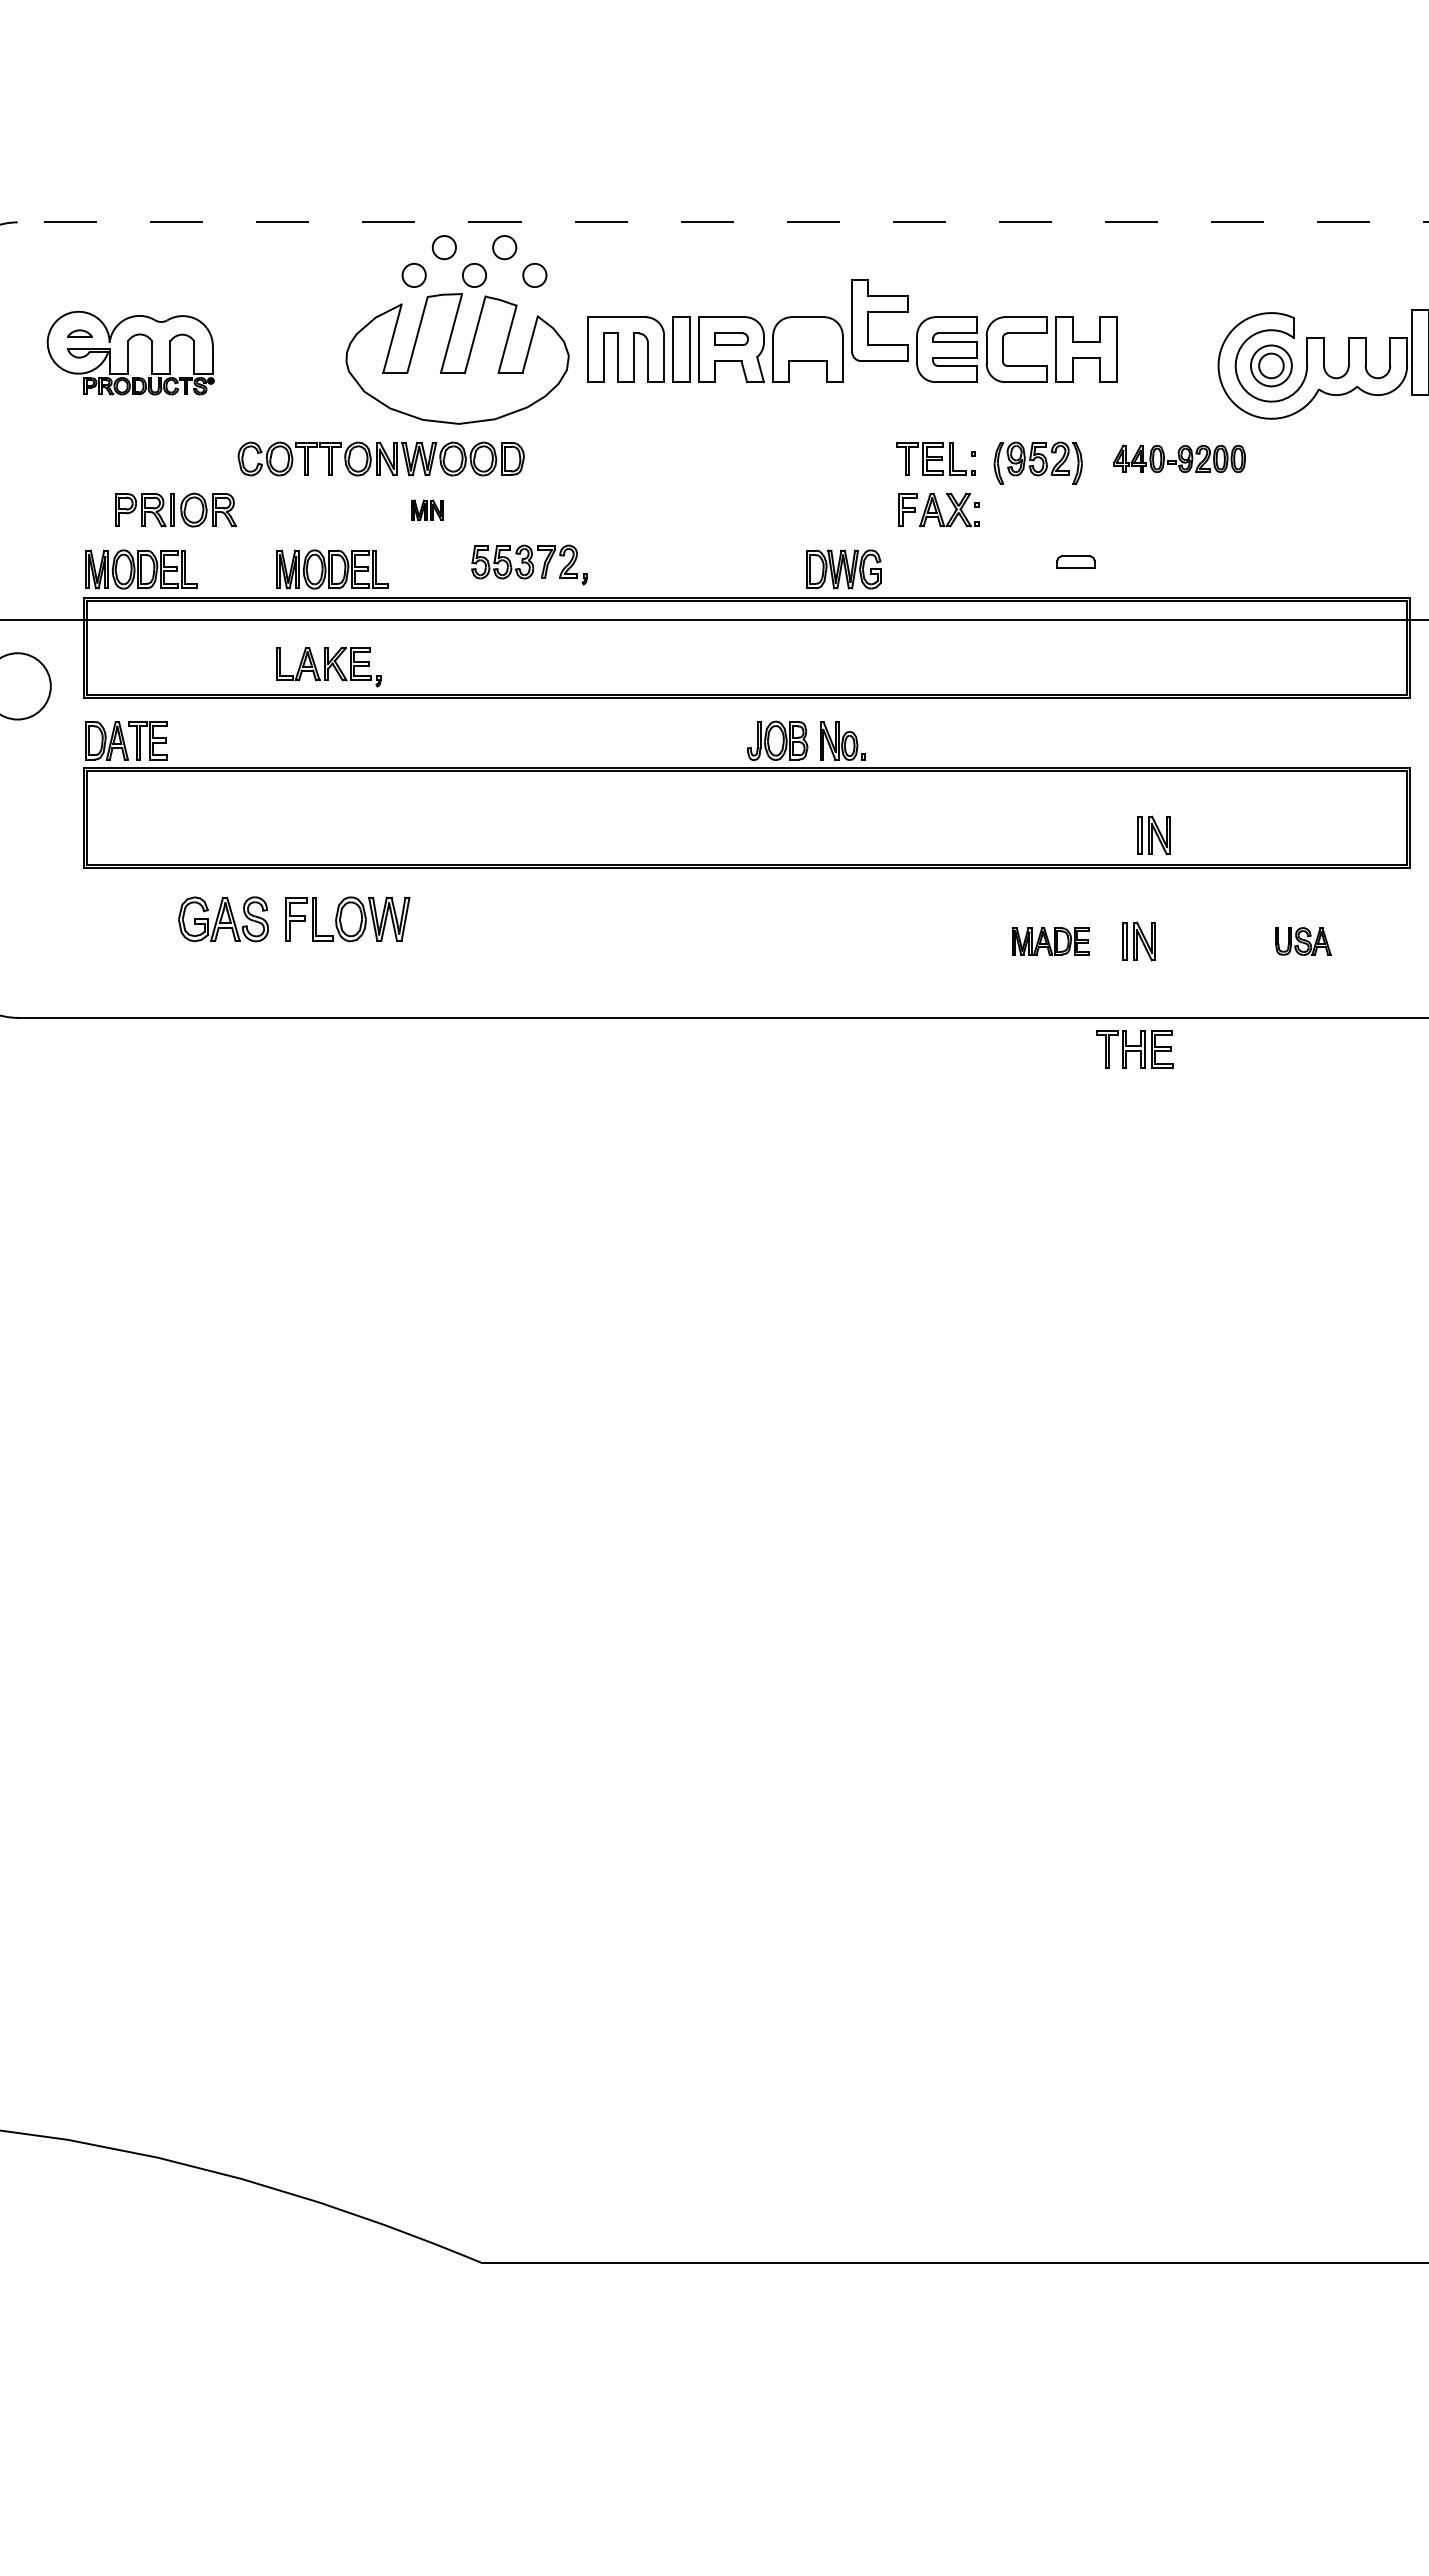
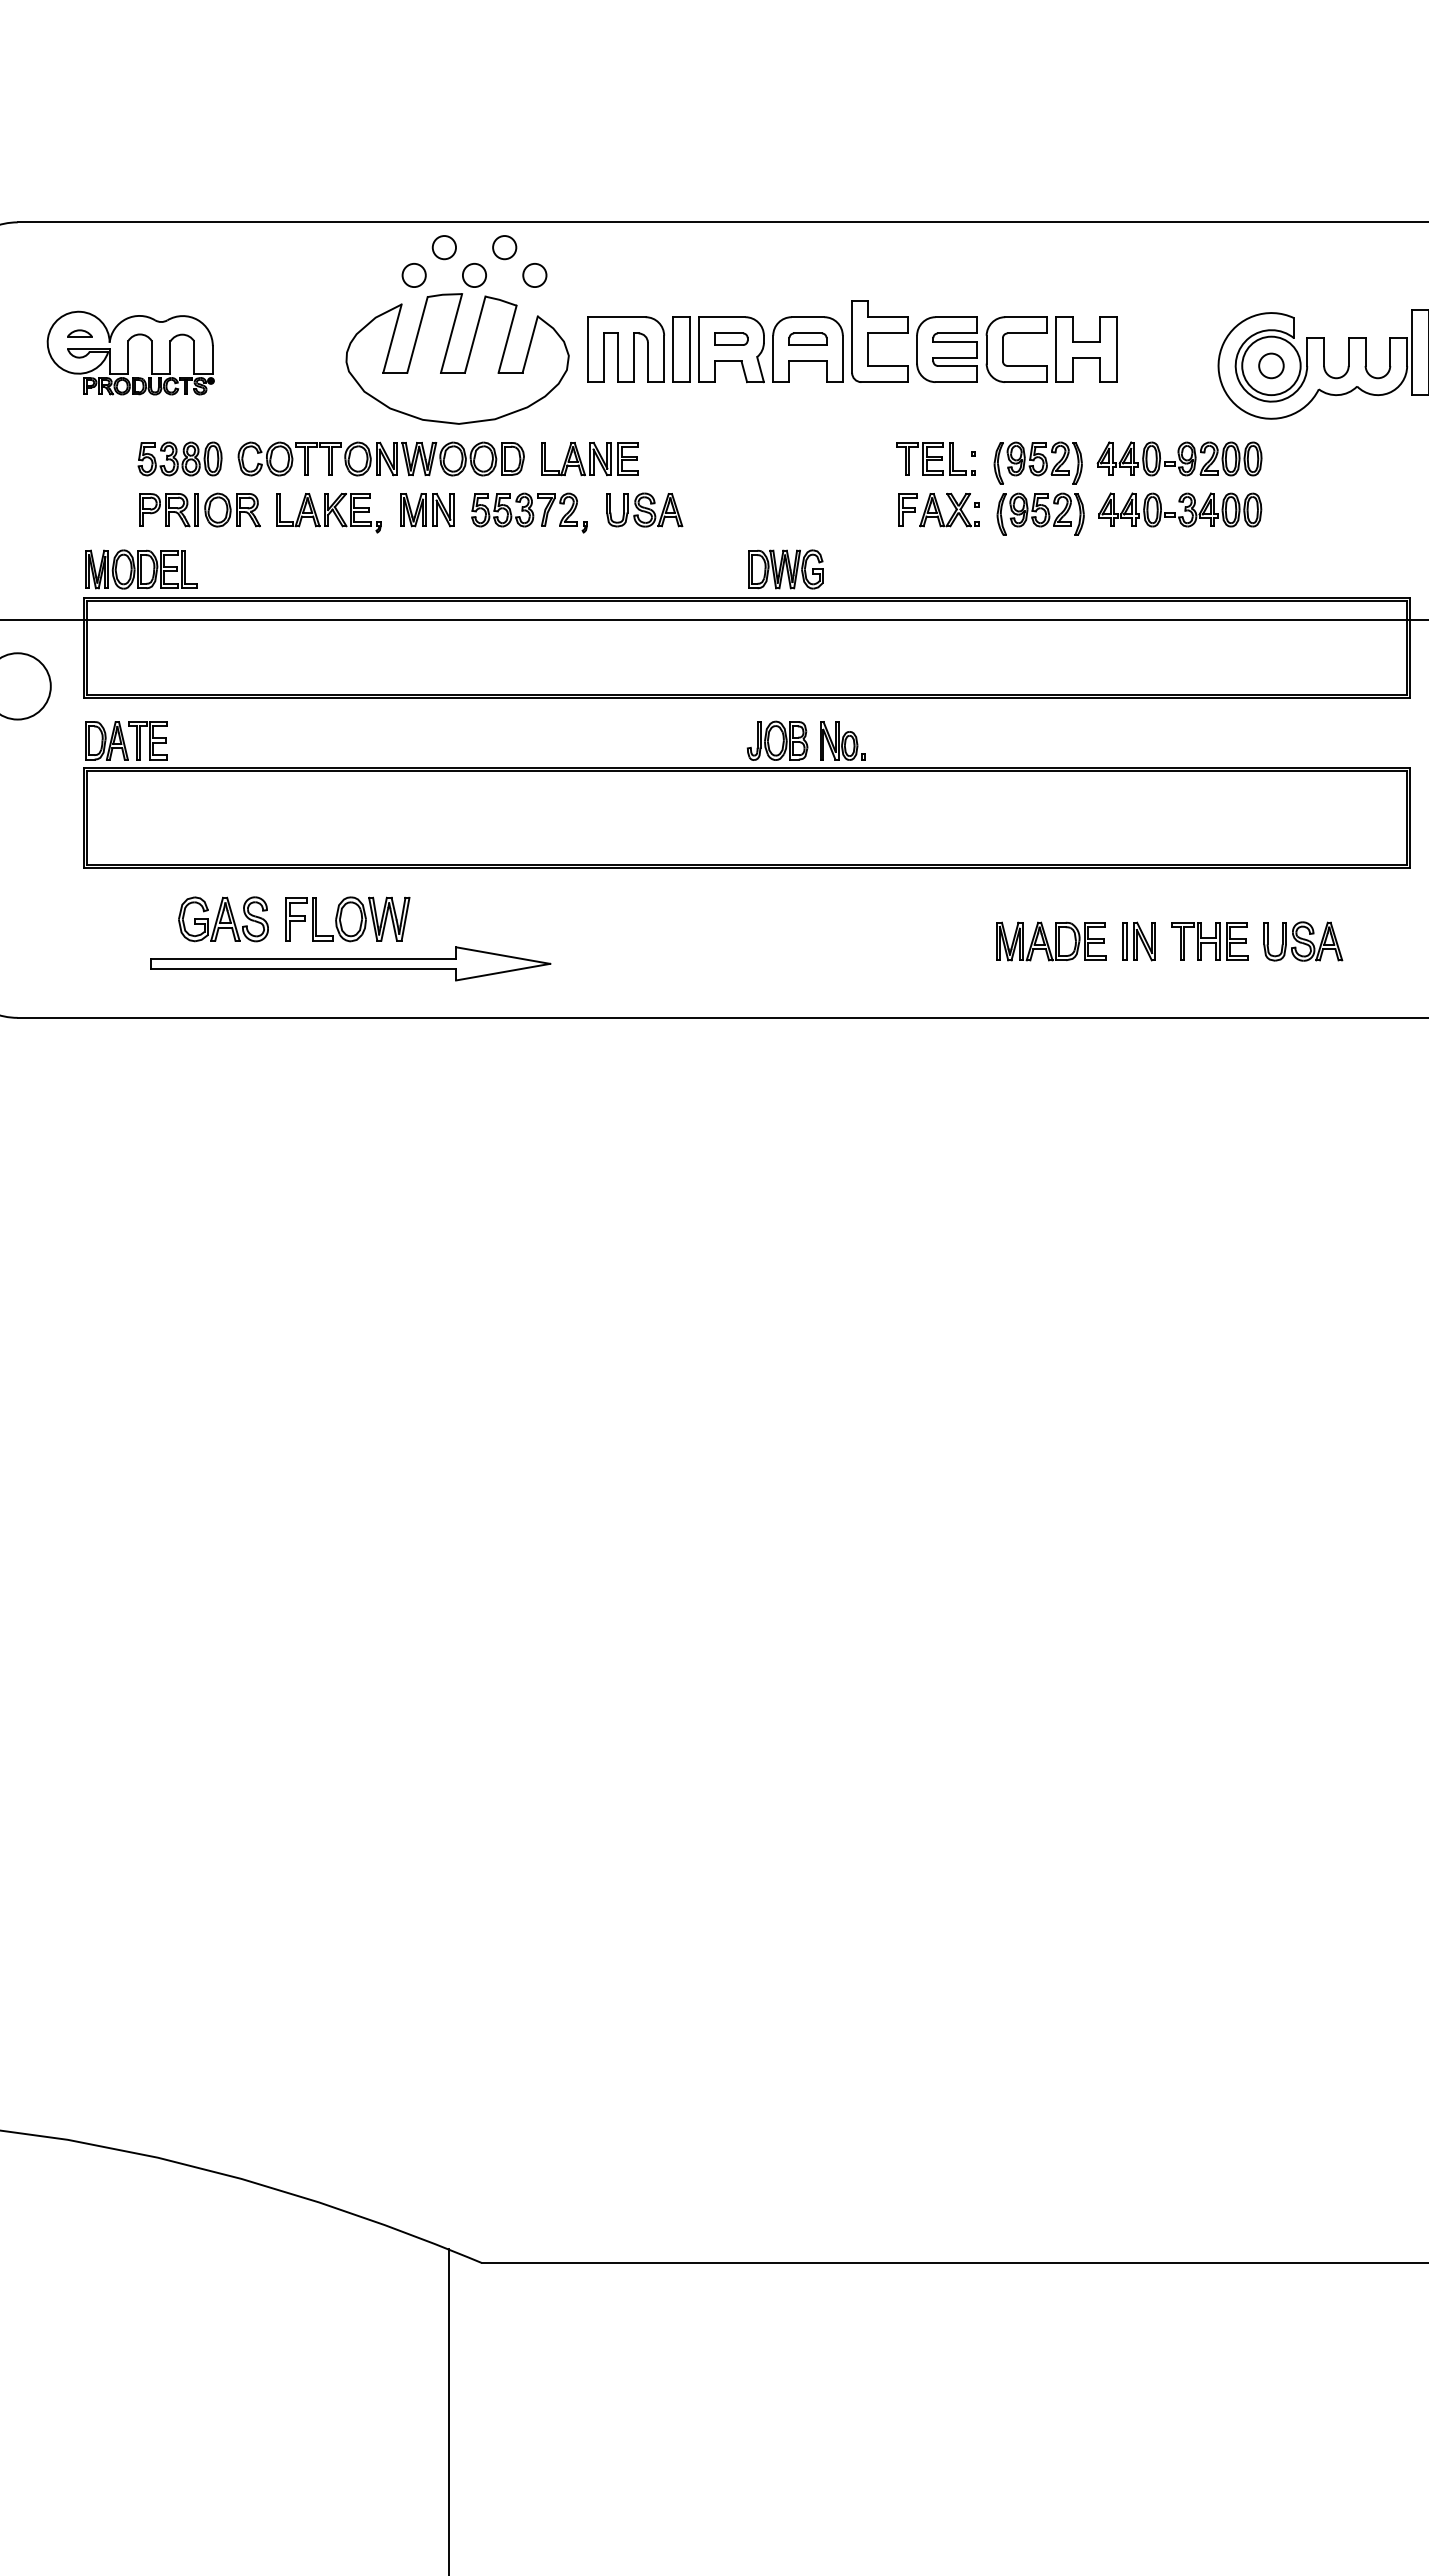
line: dashed -> solid (722, 222)
part position: (879, 312) -> (879, 333) (879, 333)
circle diameter: 41 px -> 58 px (1271, 365)
part: none -> present (179, 458)
part size: 133x29 px -> 167x36 px (1179, 458)
part: none -> present (589, 459)
part position: (175, 509) -> (199, 509) (199, 509)
part size: 33x22 px -> 55x35 px (427, 510)
part: none -> present (644, 509)
part: none -> present (1180, 509)
part: none -> present (1040, 513)
part position: (1075, 561) -> (807, 338) (807, 338)
part position: (529, 564) -> (529, 512) (529, 512)
part: present -> none (332, 569)
part position: (843, 569) -> (785, 569) (785, 569)
part position: (328, 666) -> (328, 512) (328, 512)
part: present -> none (1153, 835)
part size: 78x29 px -> 111x41 px (1051, 941)
part size: 57x29 px -> 81x41 px (1303, 941)
part: none -> present (350, 963)
part position: (1134, 1049) -> (1209, 941) (1209, 941)
line: none -> present (448, 2410)
